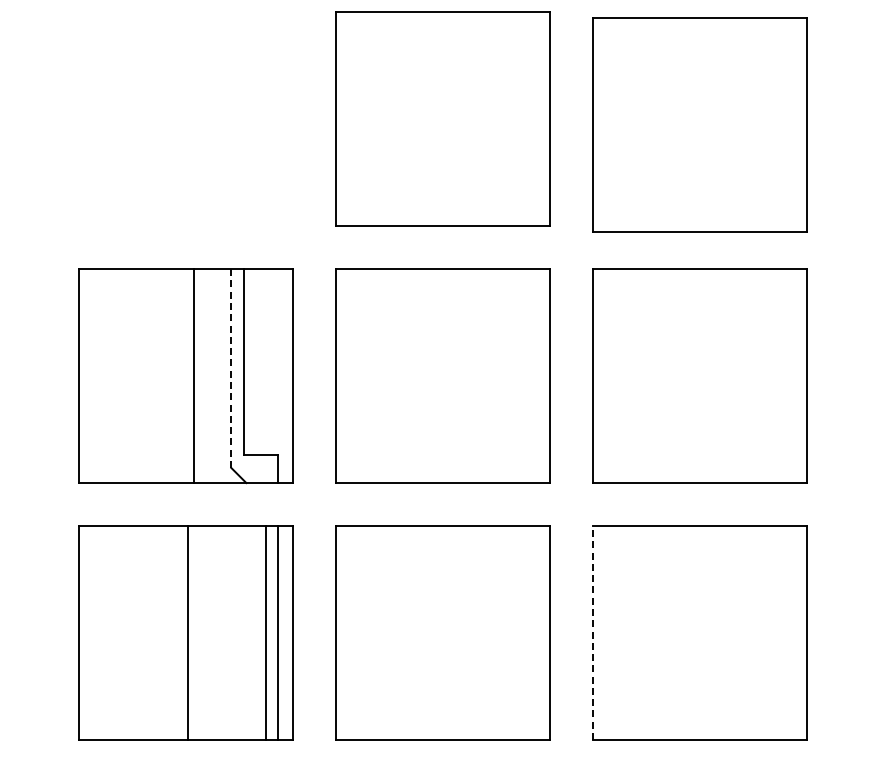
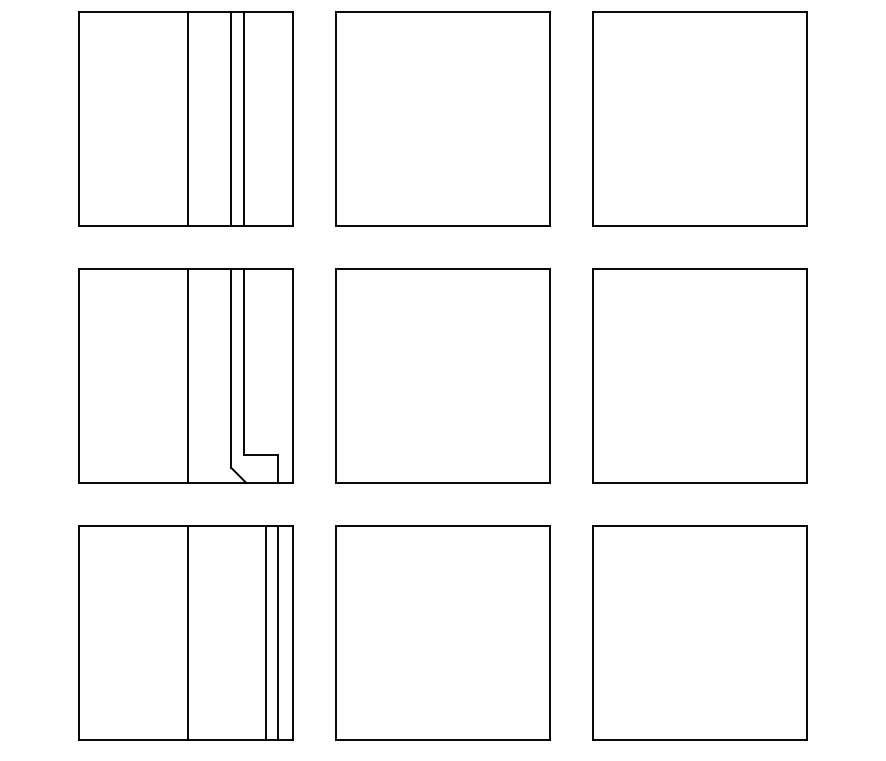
part: none -> present (185, 118)
part position: (699, 124) -> (699, 118) (699, 118)
line: dashed -> solid (231, 368)
line position: (194, 375) -> (188, 375) (188, 375)
line: dashed -> solid (592, 632)
